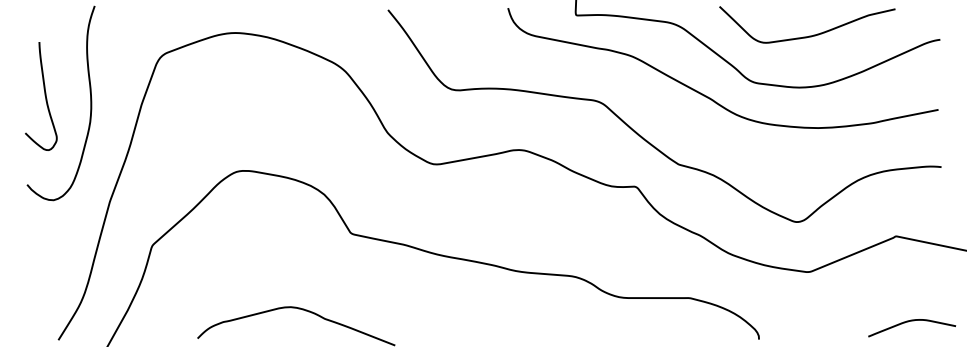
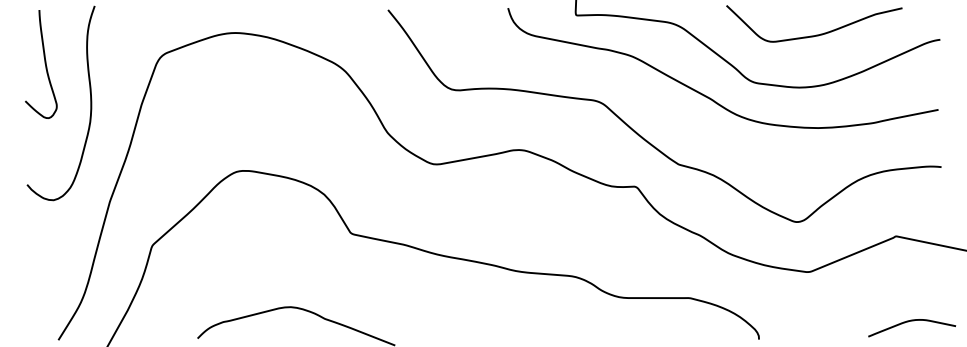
curve position: (809, 35) -> (816, 34) (816, 34)
curve position: (44, 95) -> (44, 63) (44, 63)
